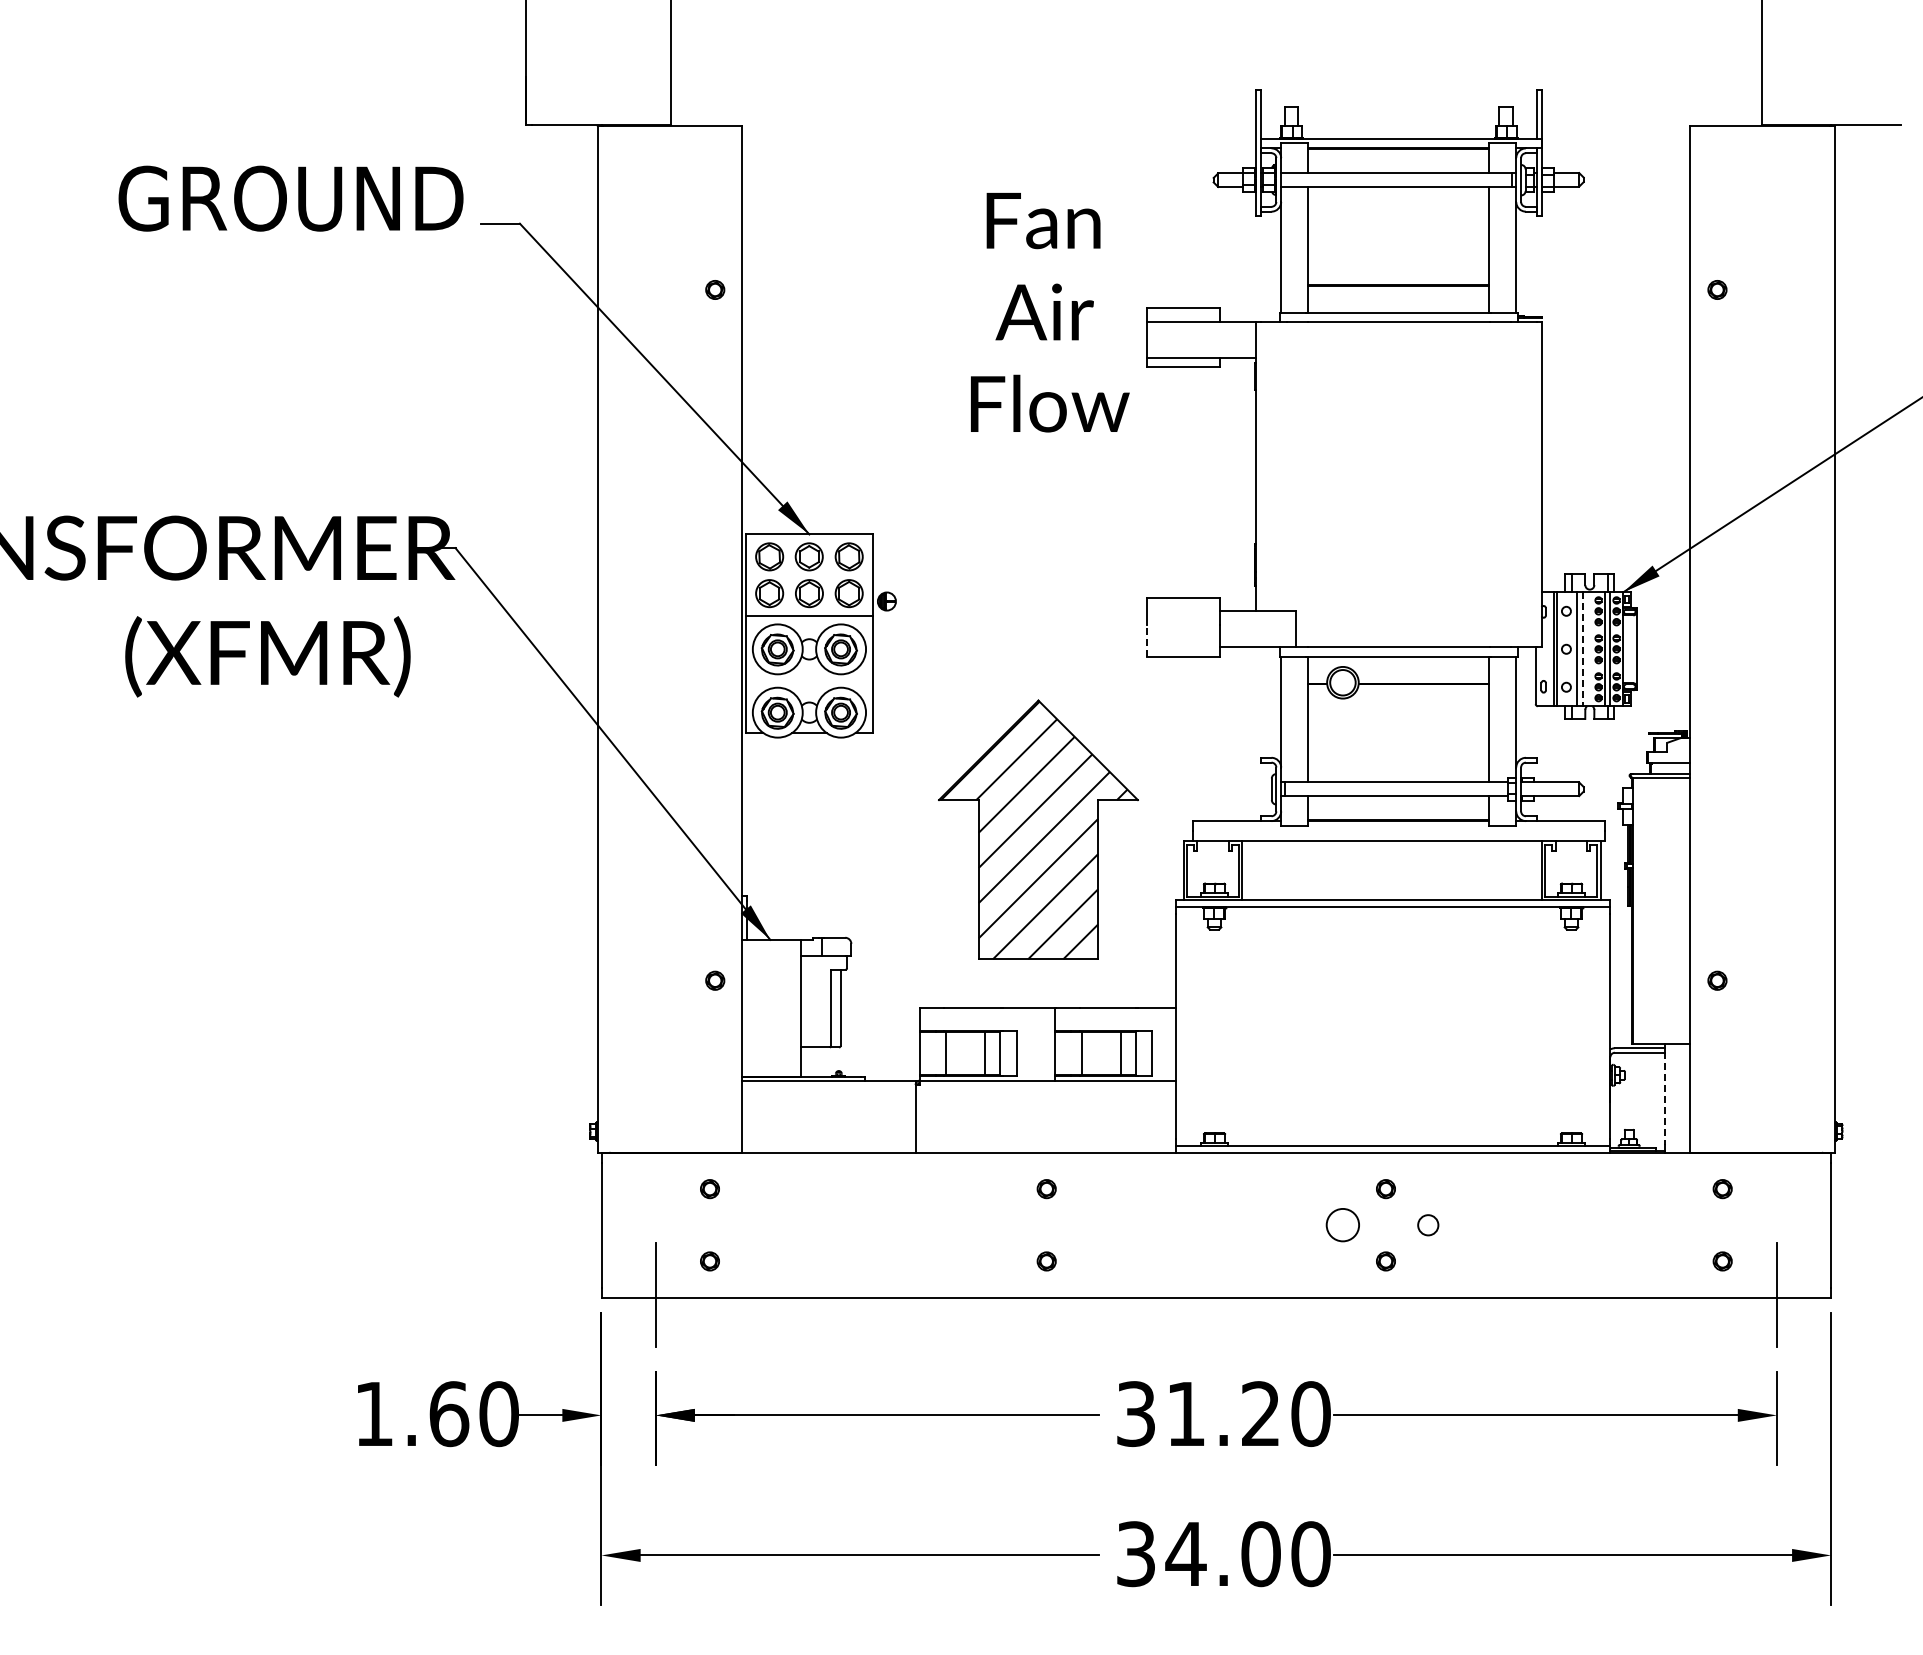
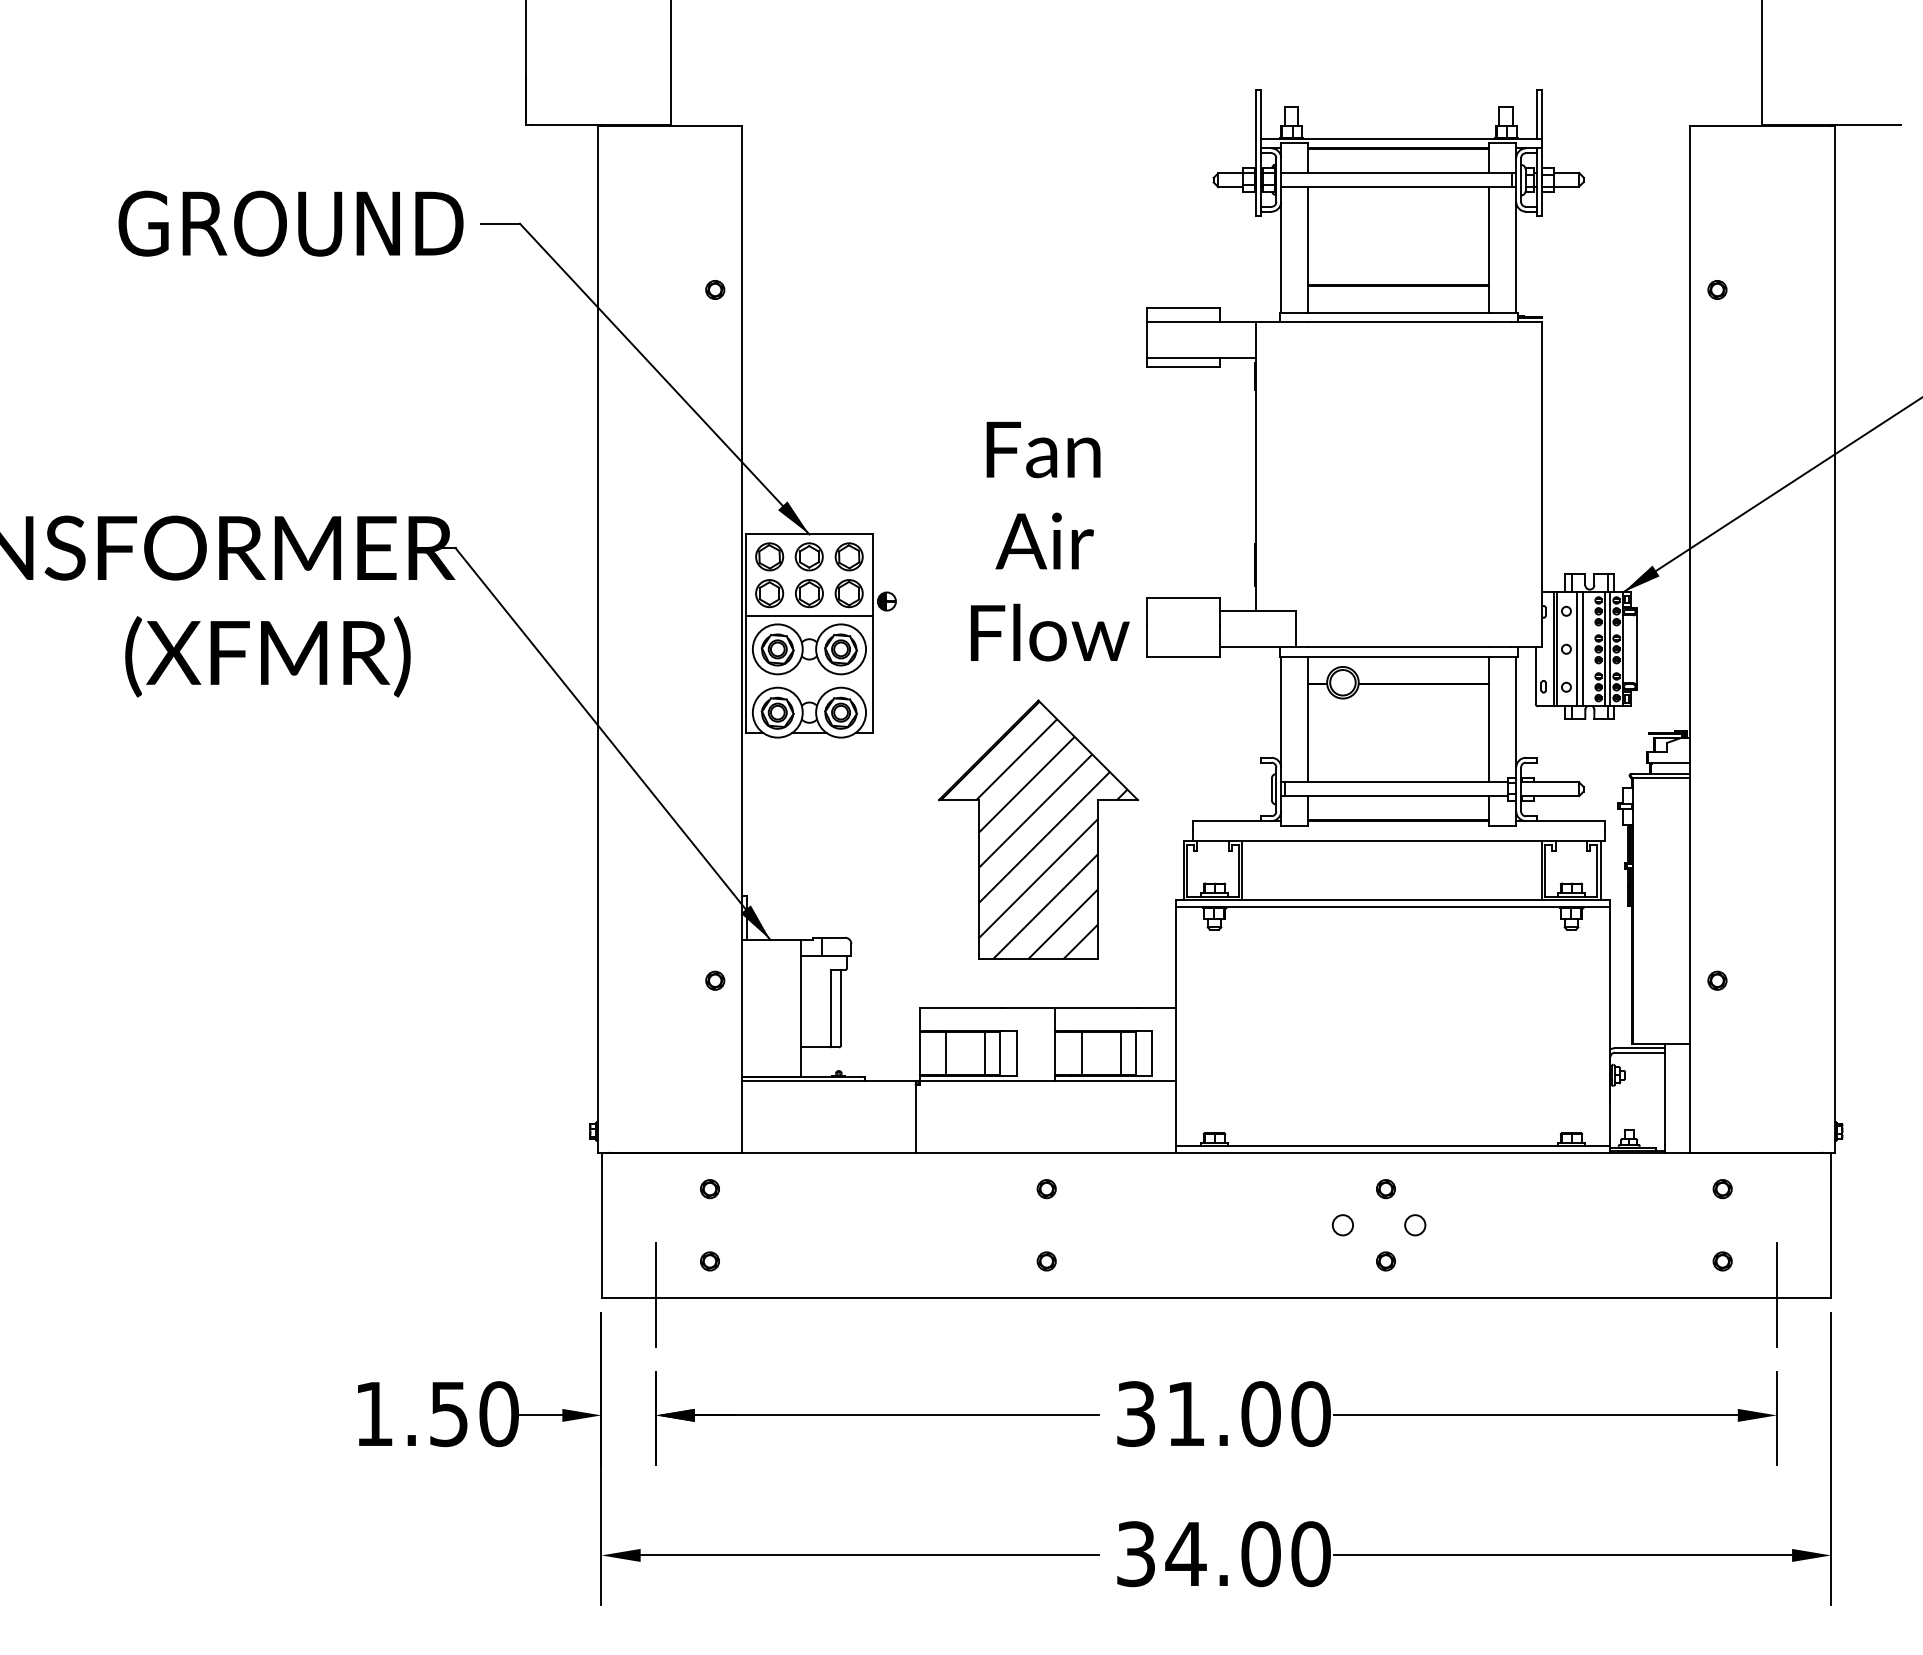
text position: (290, 198) -> (290, 223) (290, 223)
text position: (1050, 312) -> (1050, 541) (1050, 541)
line: dashed -> solid (1147, 640)
line: dashed -> solid (1582, 649)
line: dashed -> solid (1665, 1098)
circle size: 35x35 px -> 22x23 px (1342, 1225)
circle position: (1428, 1225) -> (1415, 1225) (1415, 1225)
text: 1.60 -> 1.50 (449, 1414)
text: 31.20 -> 31.00 (1260, 1414)
